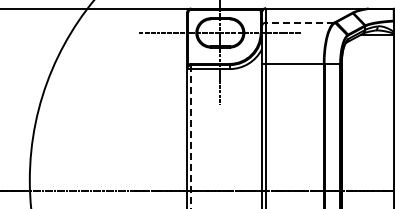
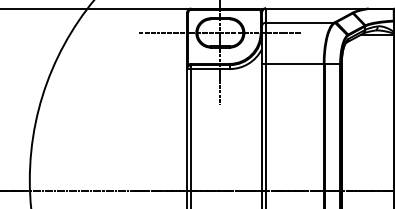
line: dashed -> solid (299, 22)
line: dashed -> solid (191, 138)
